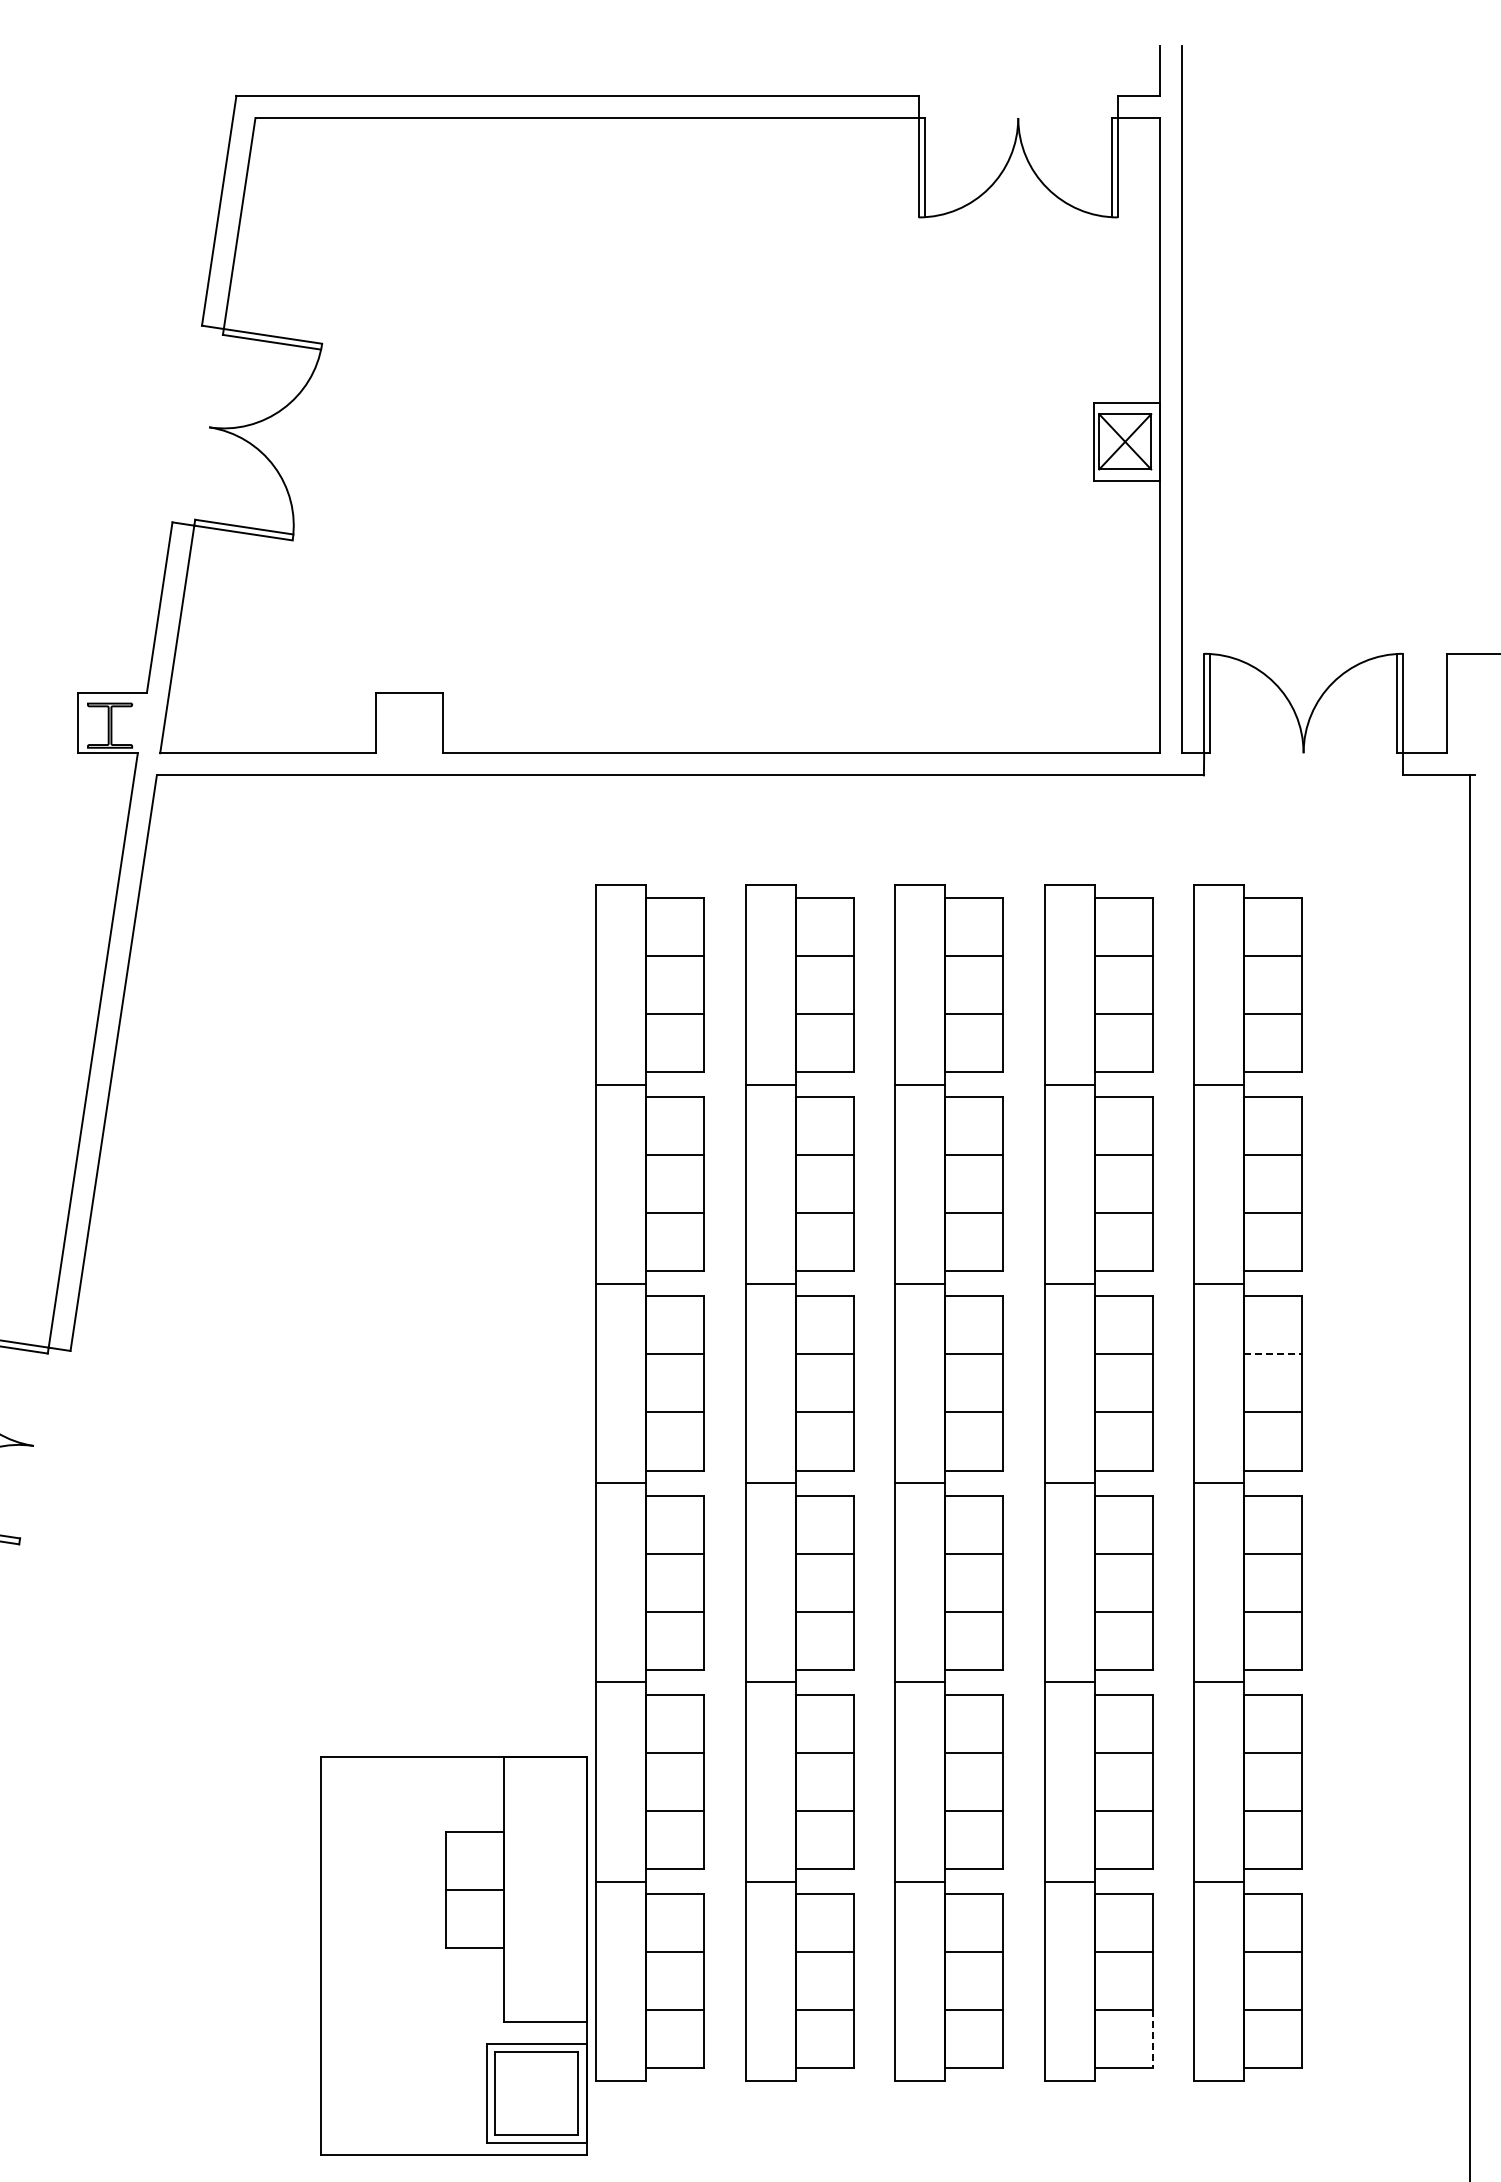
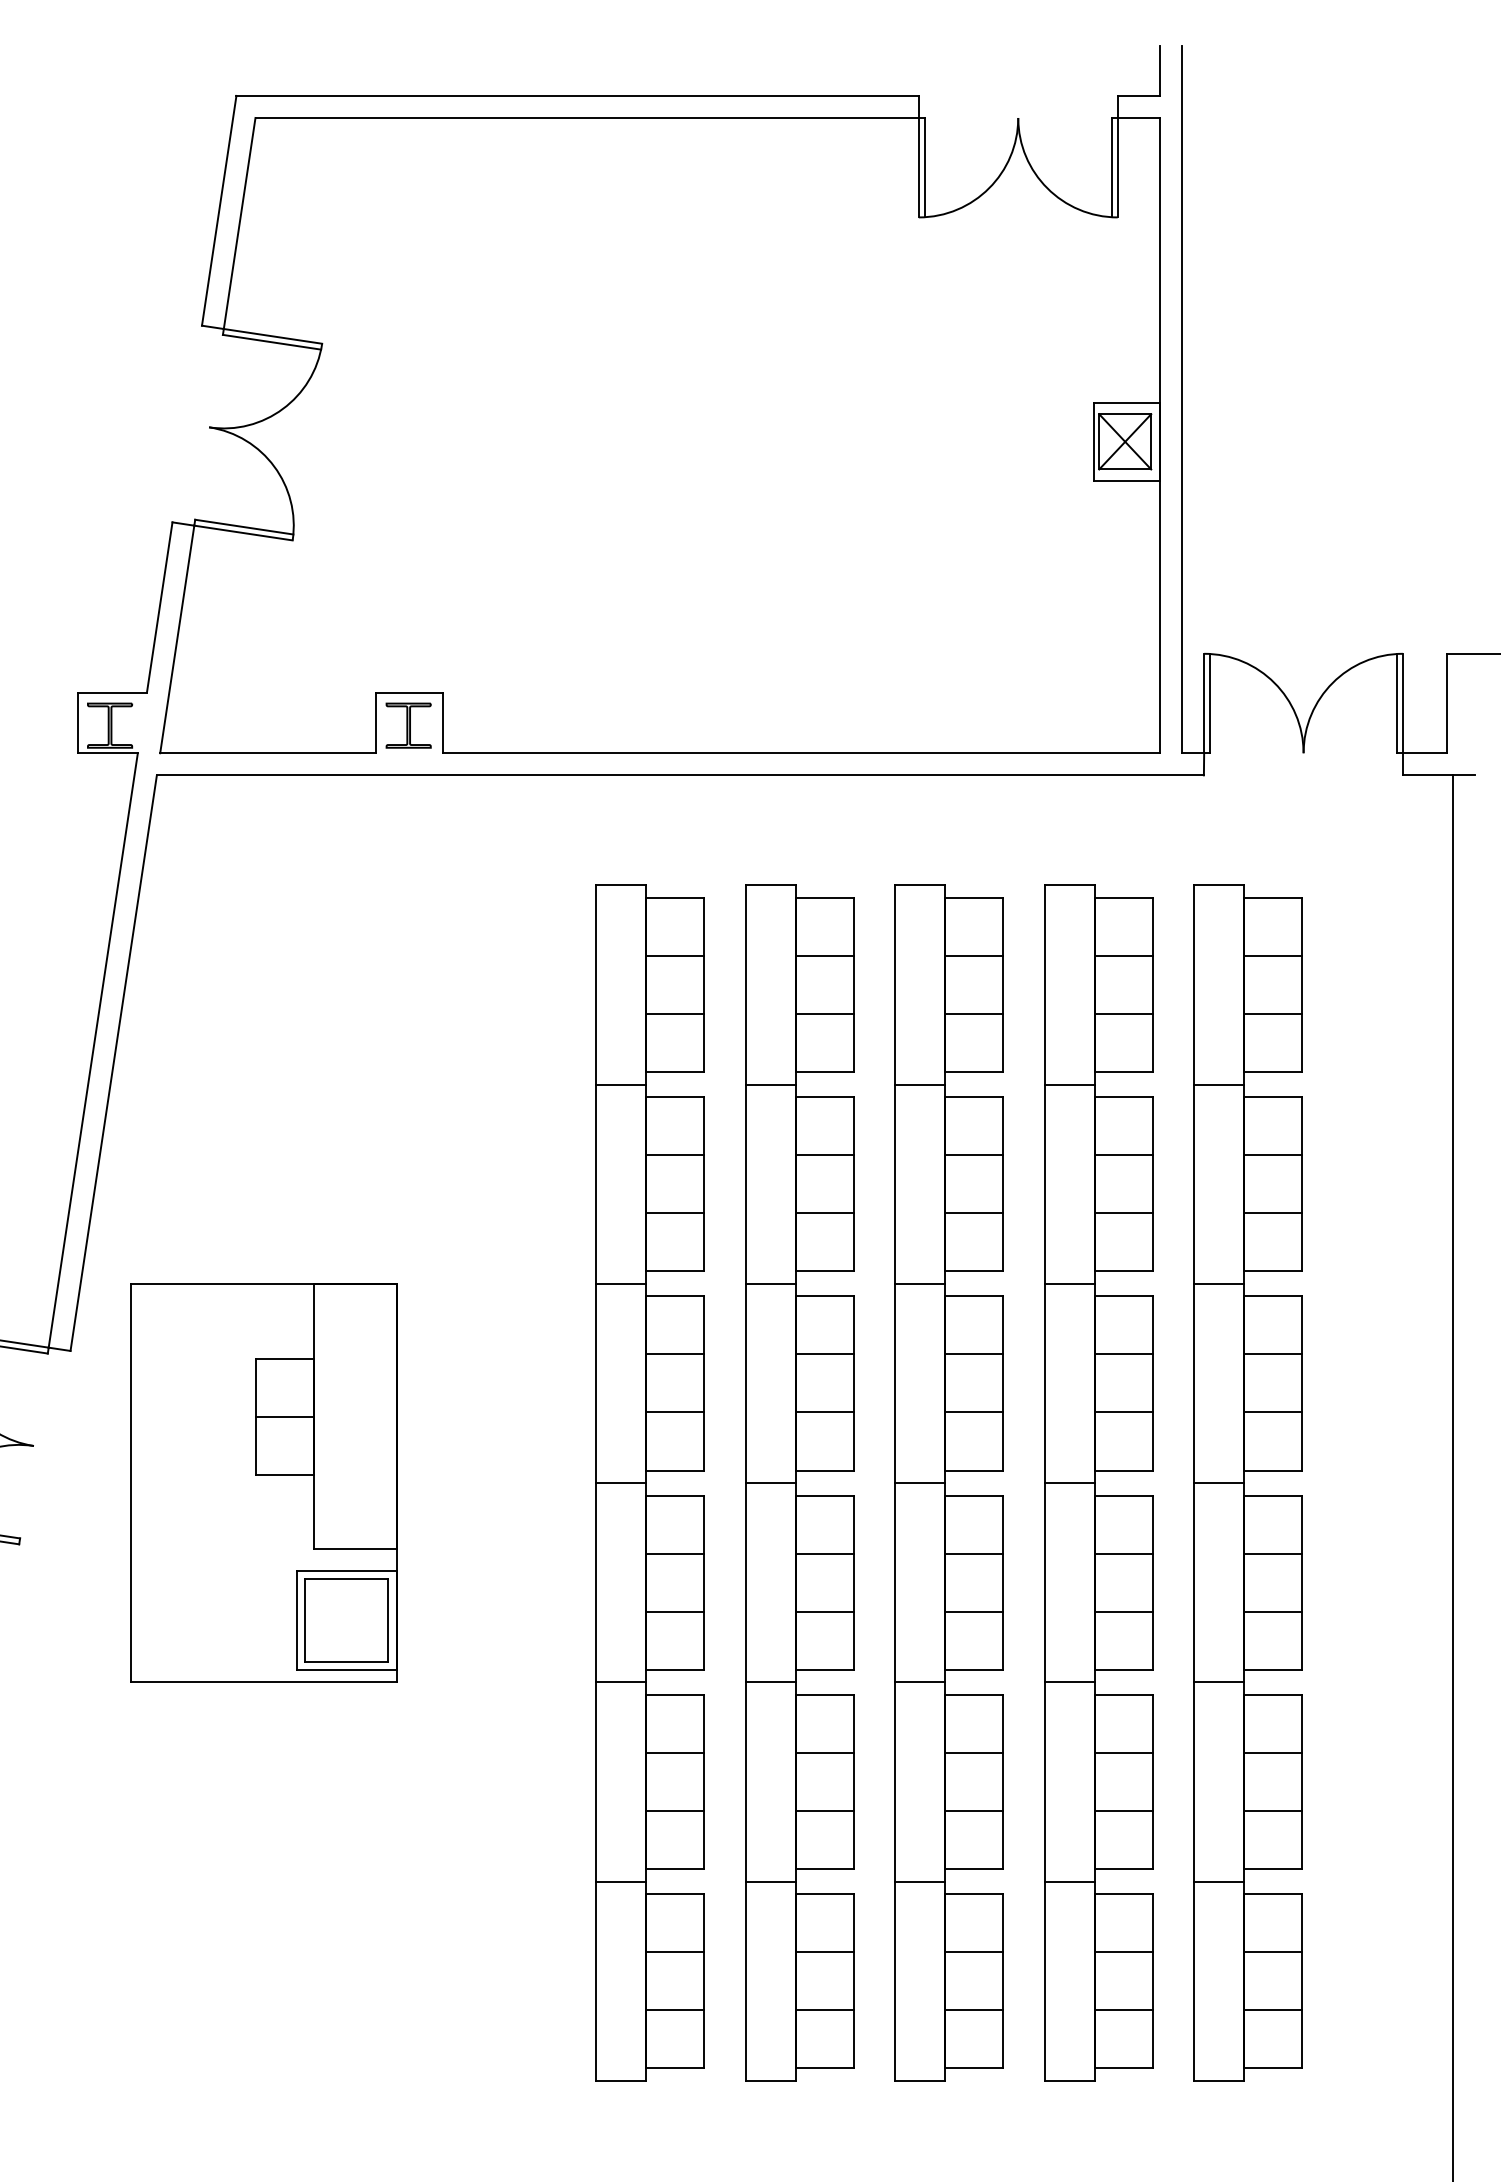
part: none -> present (408, 725)
line: dashed -> solid (1273, 1354)
line position: (1469, 1476) -> (1452, 1476) (1452, 1476)
part position: (453, 1955) -> (263, 1482) (263, 1482)
line: dashed -> solid (1152, 2039)
